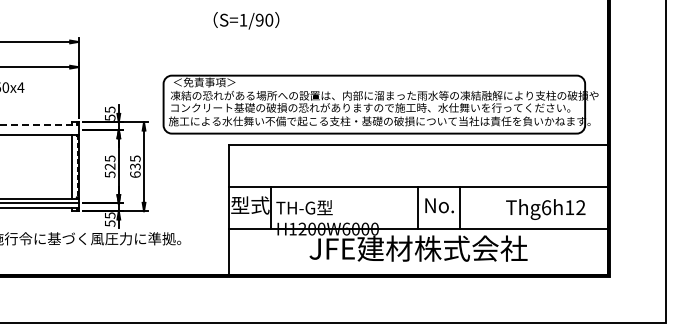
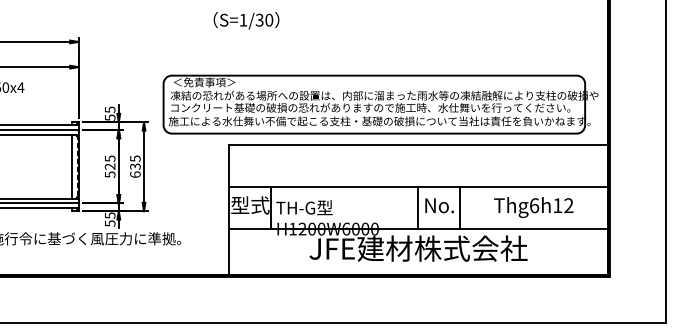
text: S=1/90 -> S=1/30 (259, 20)
line: dashed -> solid (39, 124)
line: none -> present (40, 129)
text position: (545, 209) -> (533, 207) (533, 207)
